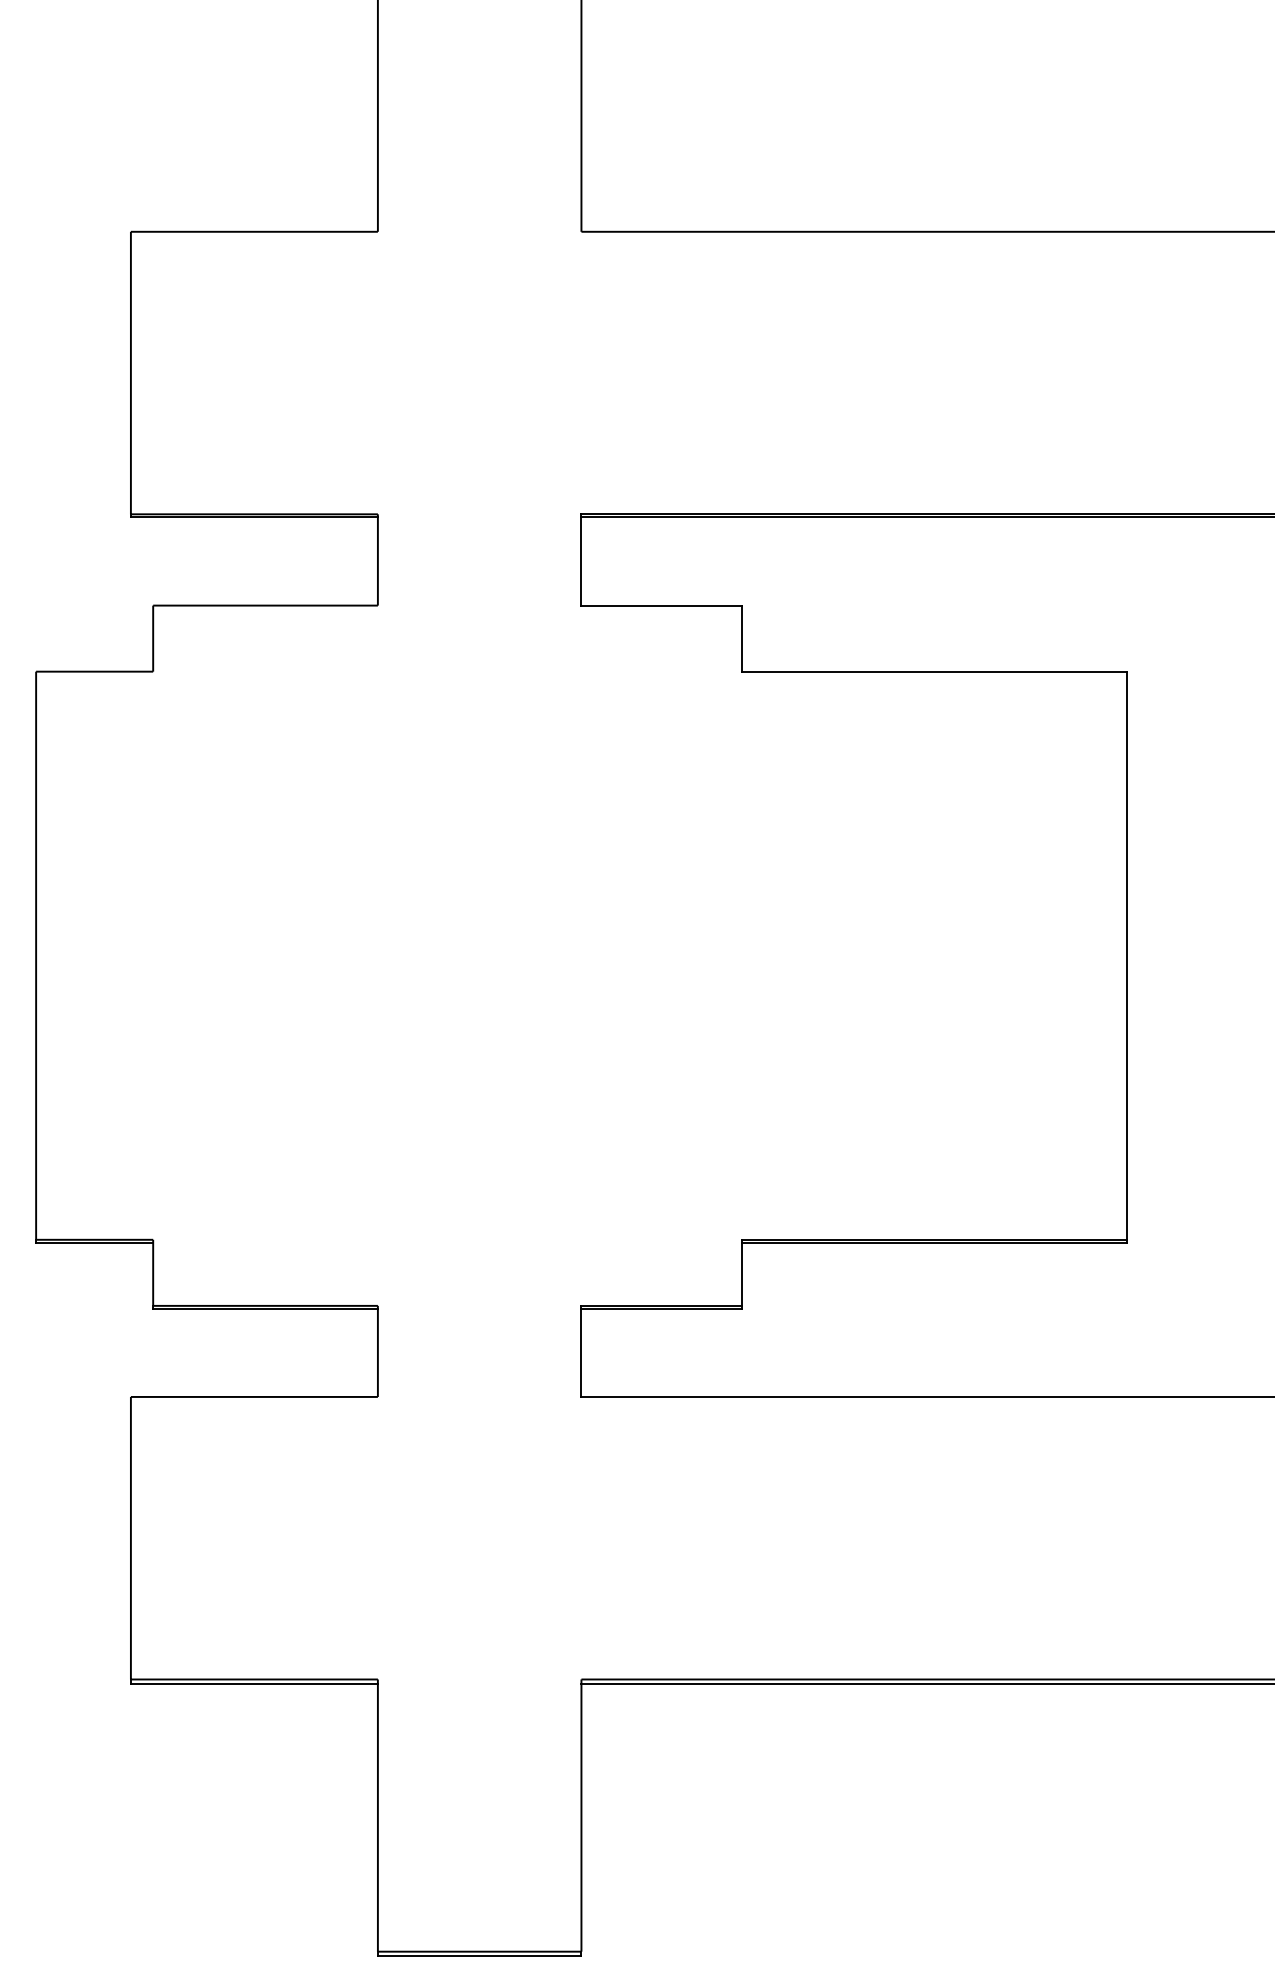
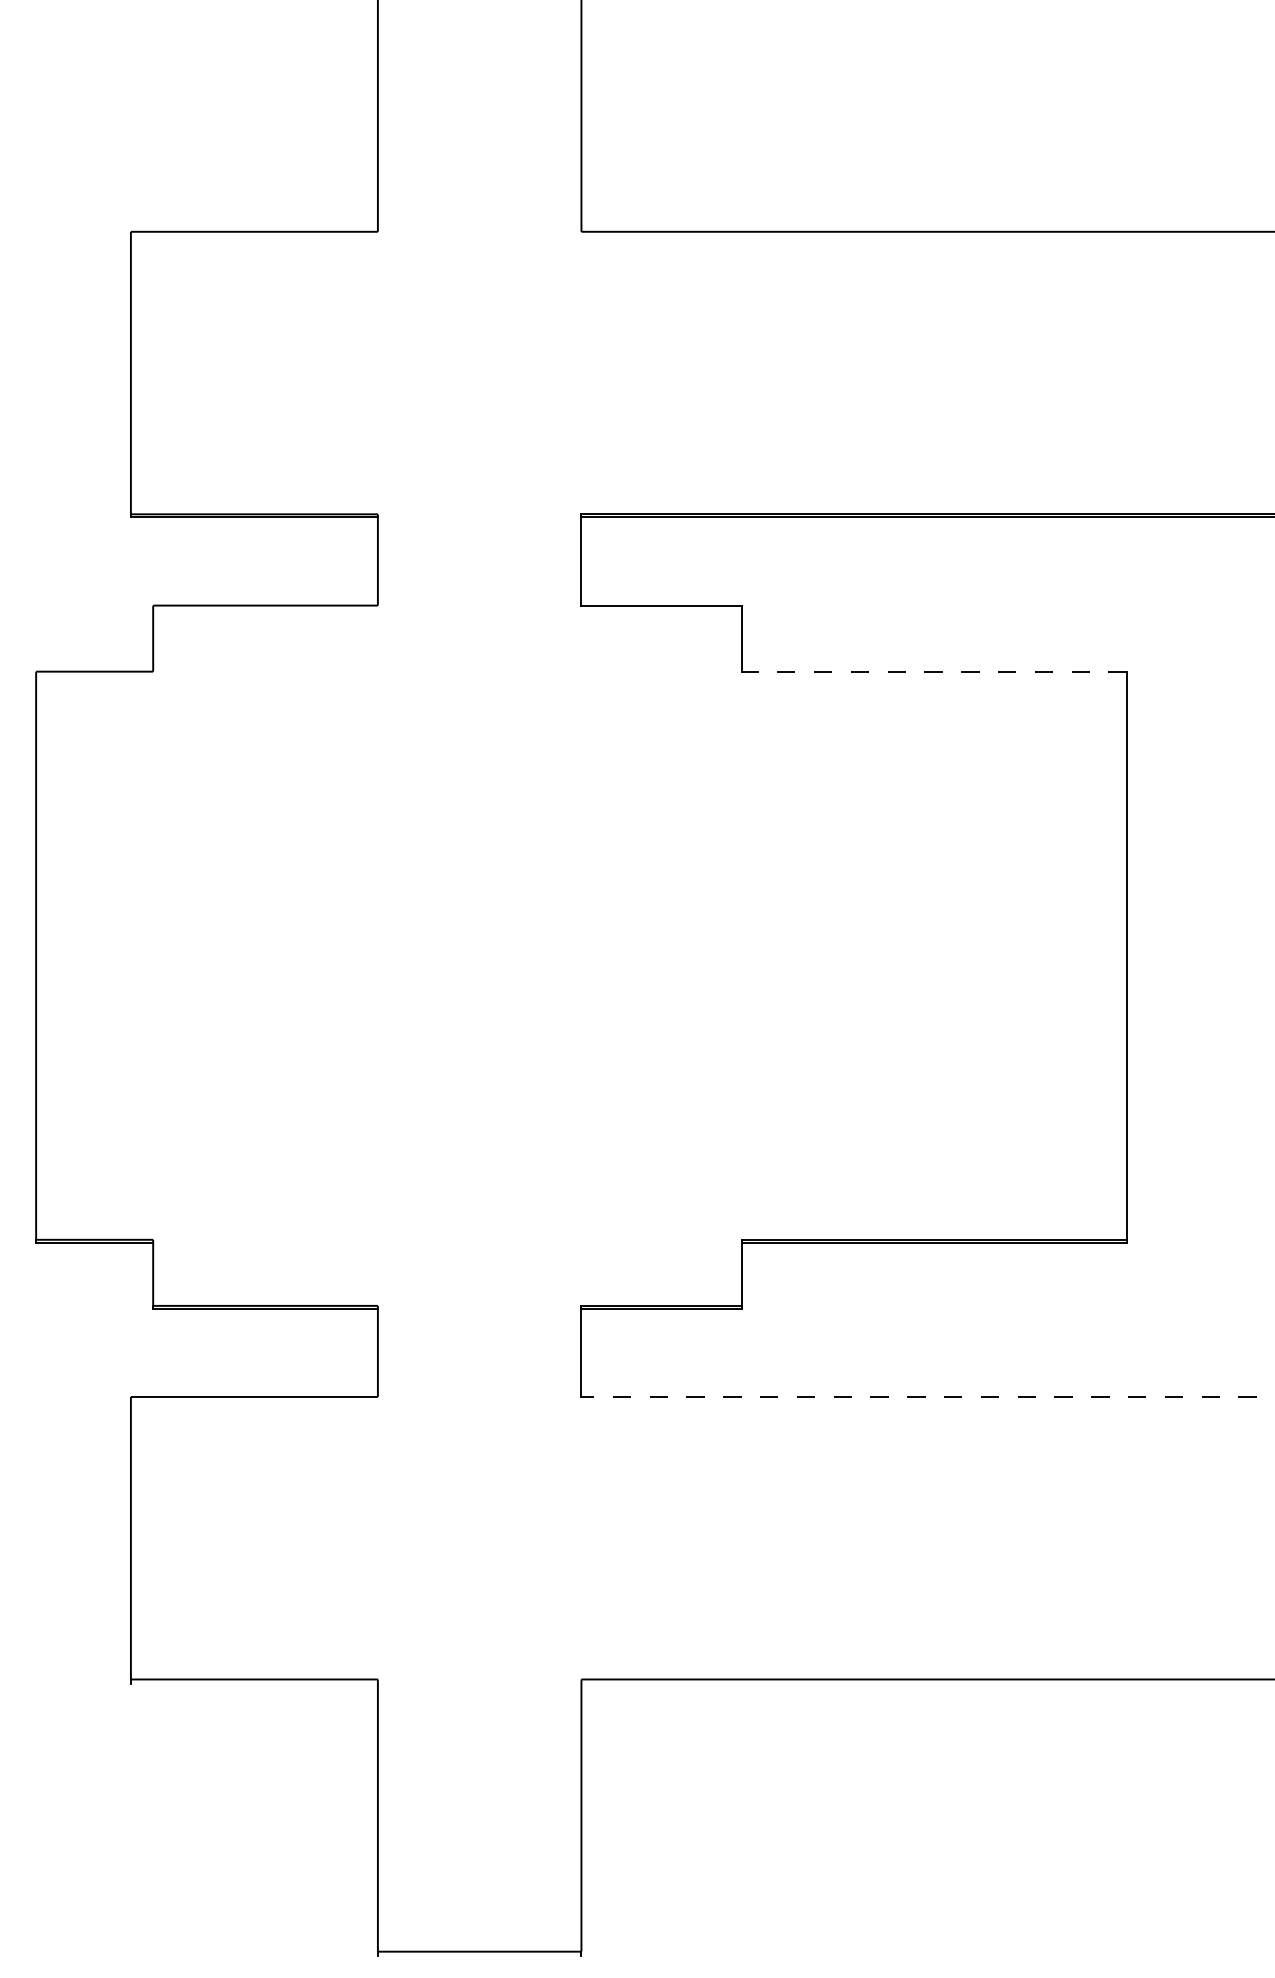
line: solid -> dashed (933, 671)
line: solid -> dashed (927, 1396)
line: present -> none (253, 1683)
line: present -> none (926, 1683)
line: present -> none (479, 1955)
